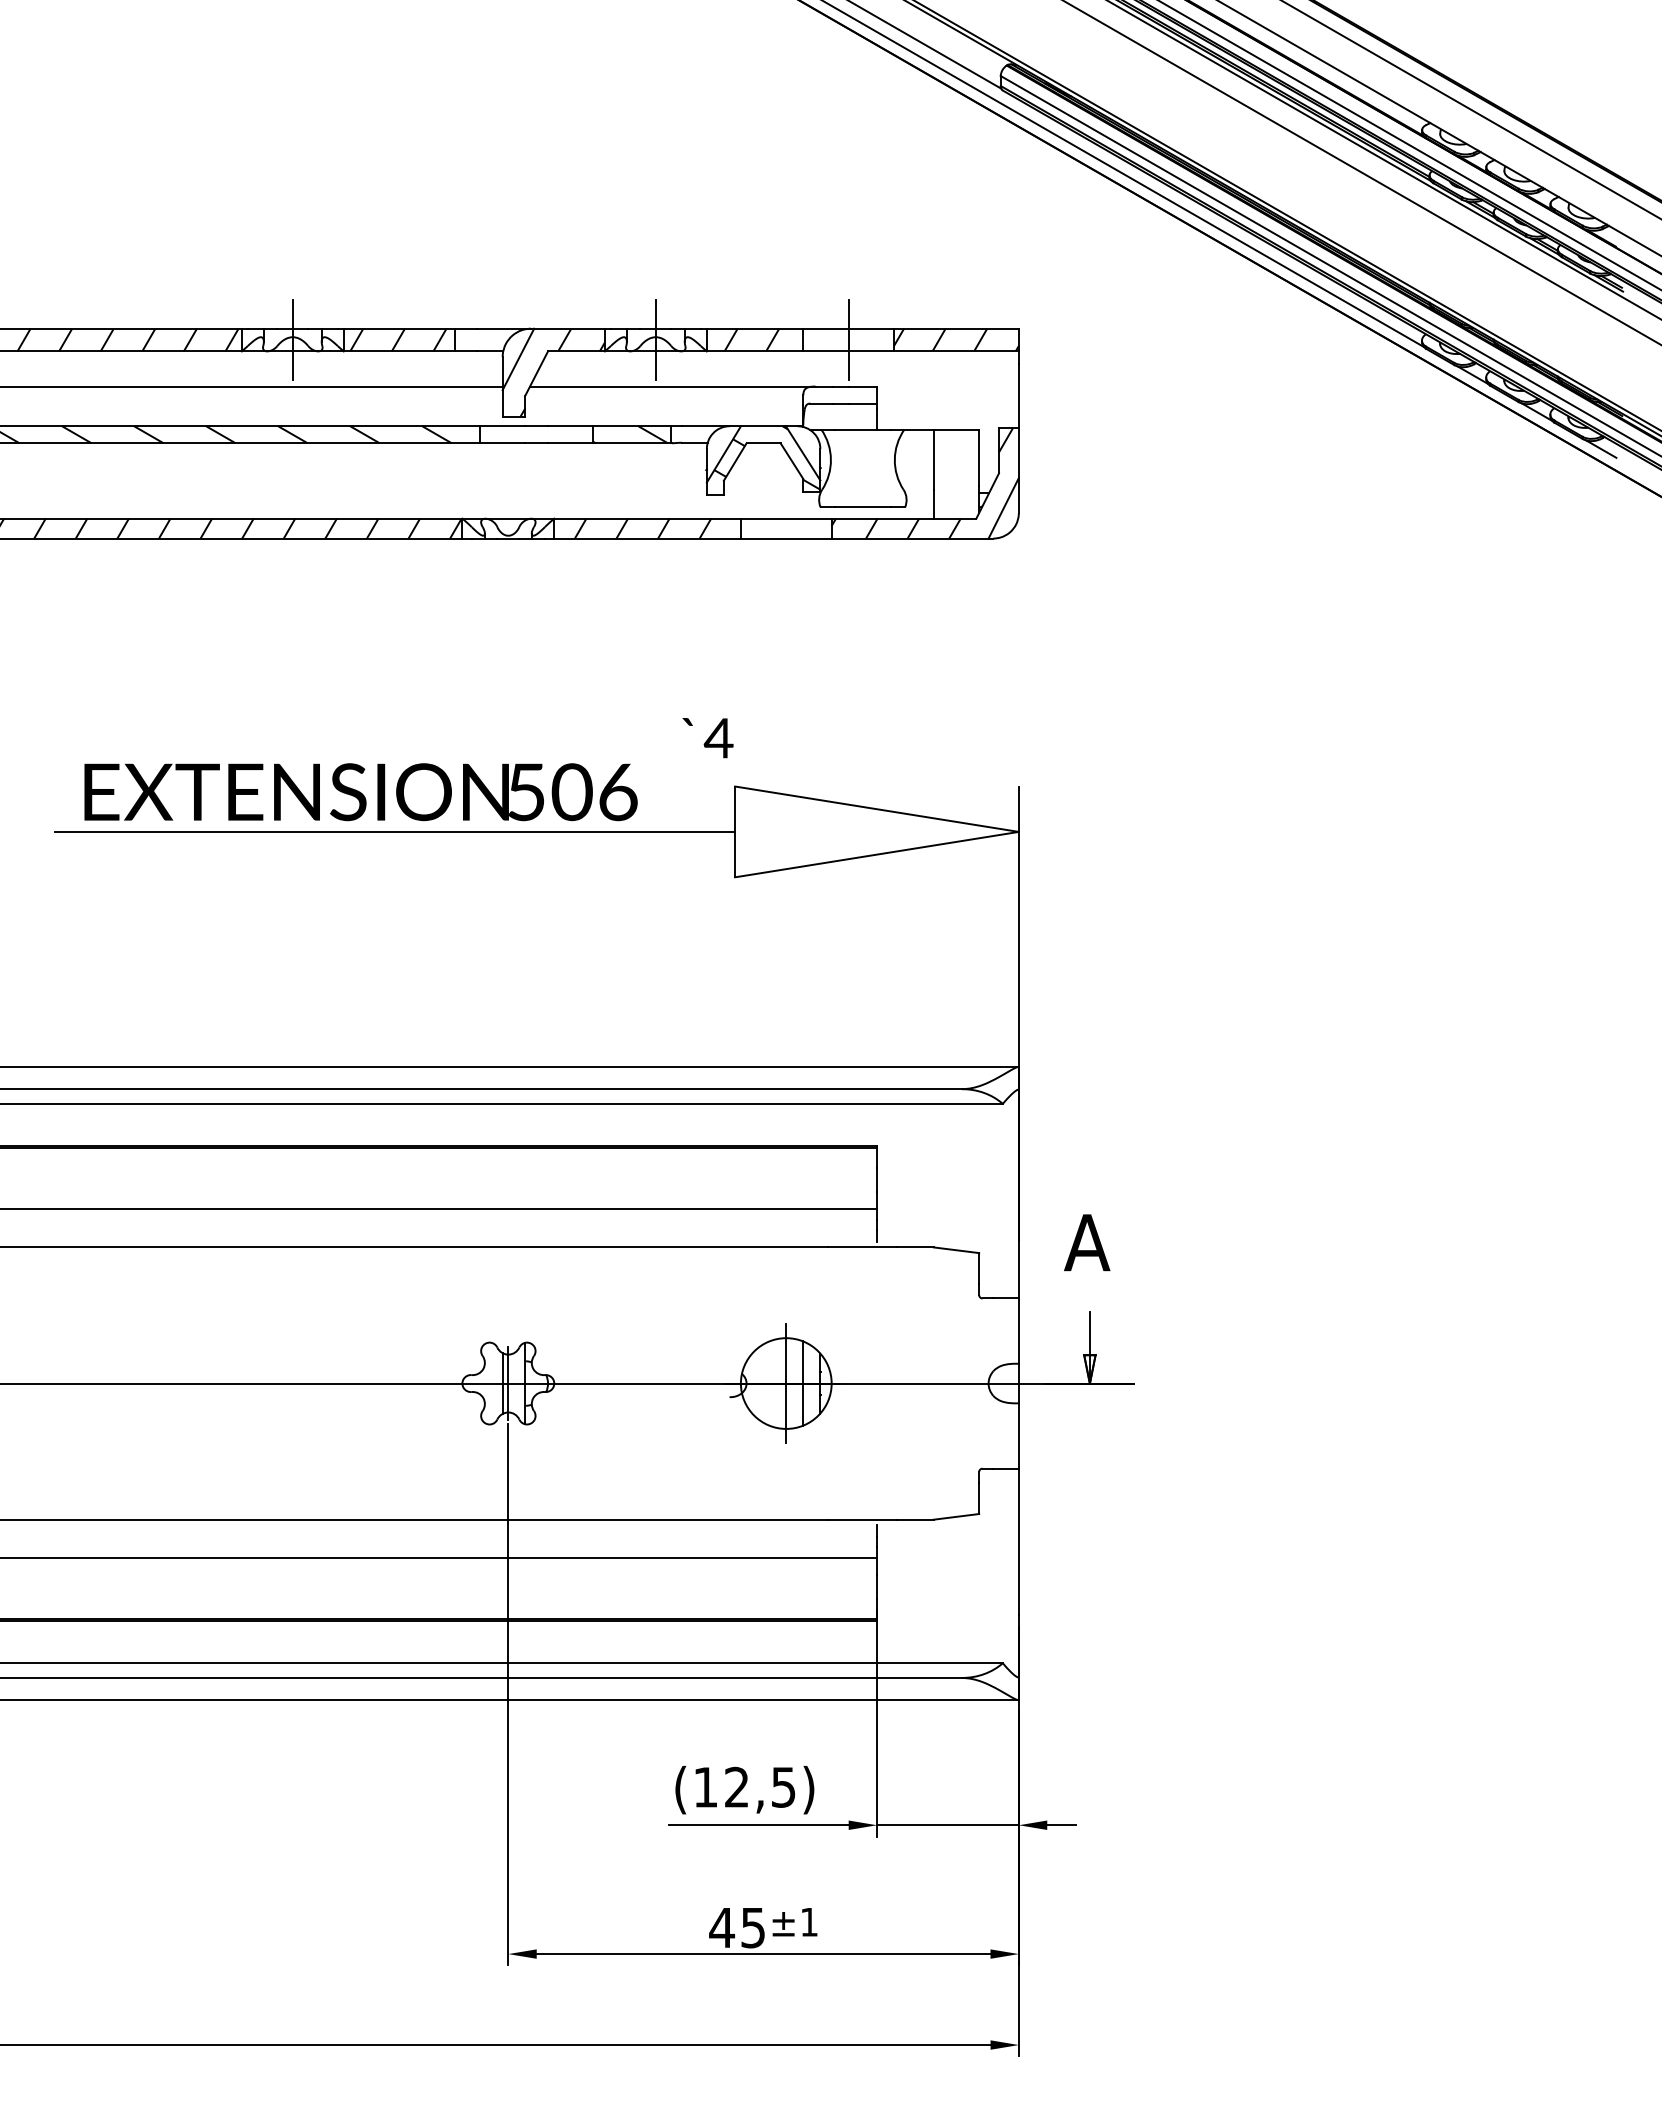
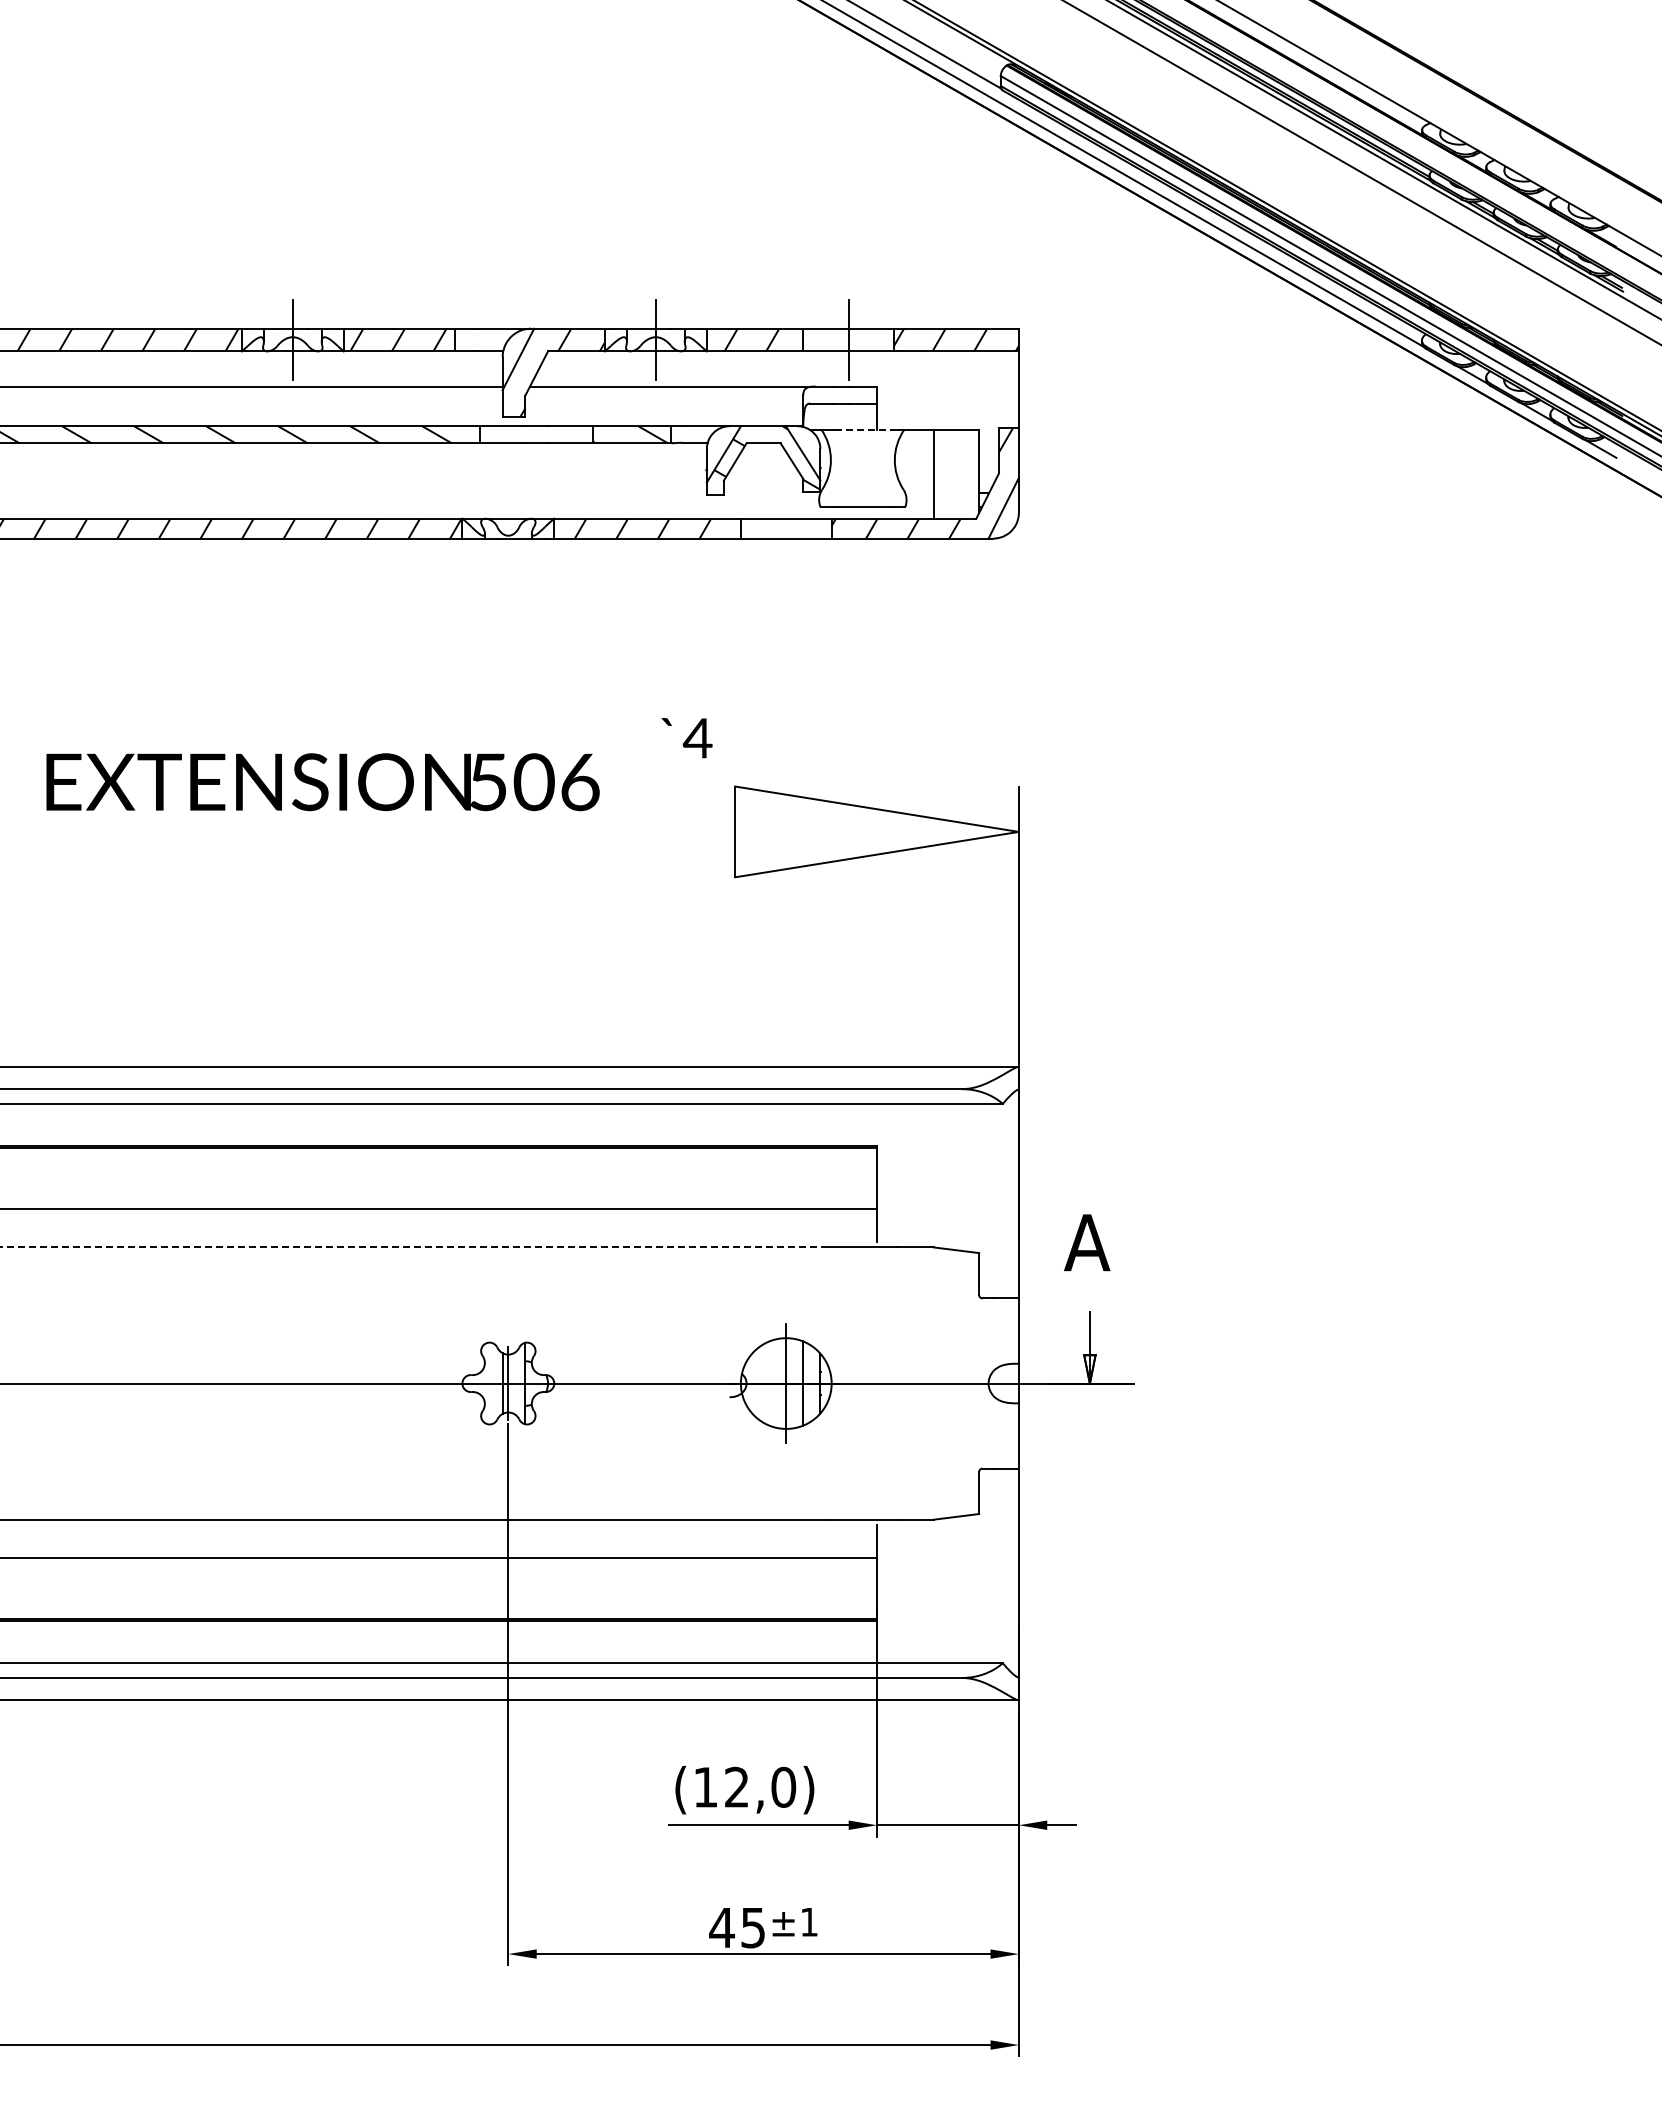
line: present -> none (1471, 109)
line: present -> none (1409, 145)
line: solid -> dashed (863, 429)
text position: (707, 738) -> (686, 738) (686, 738)
text position: (360, 792) -> (322, 782) (322, 782)
line: present -> none (394, 831)
line: solid -> dashed (414, 1247)
text: (12,5) -> (12,0) (783, 1786)
